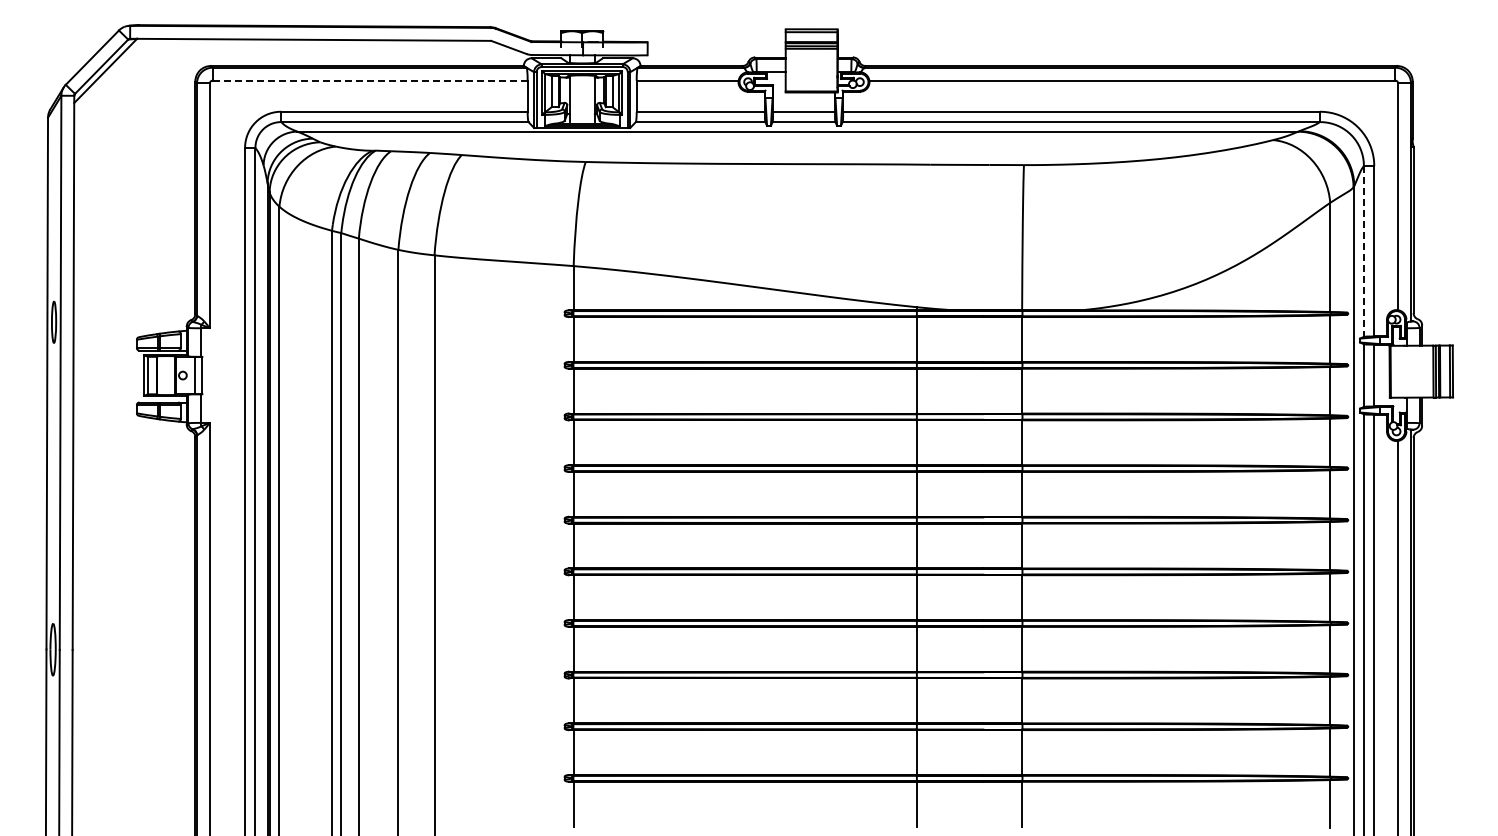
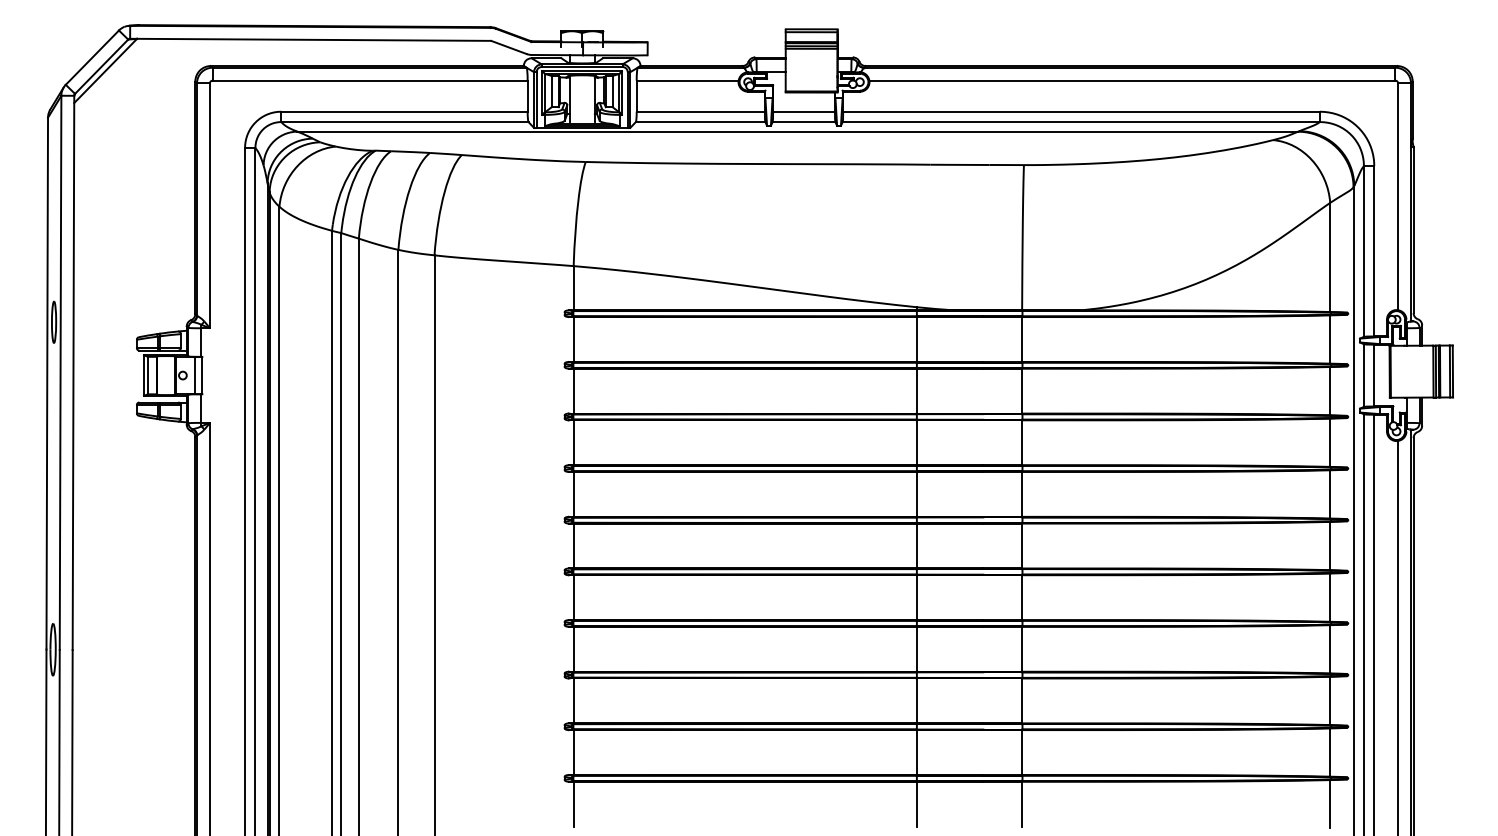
line: dashed -> solid (370, 80)
line: dashed -> solid (1363, 251)
